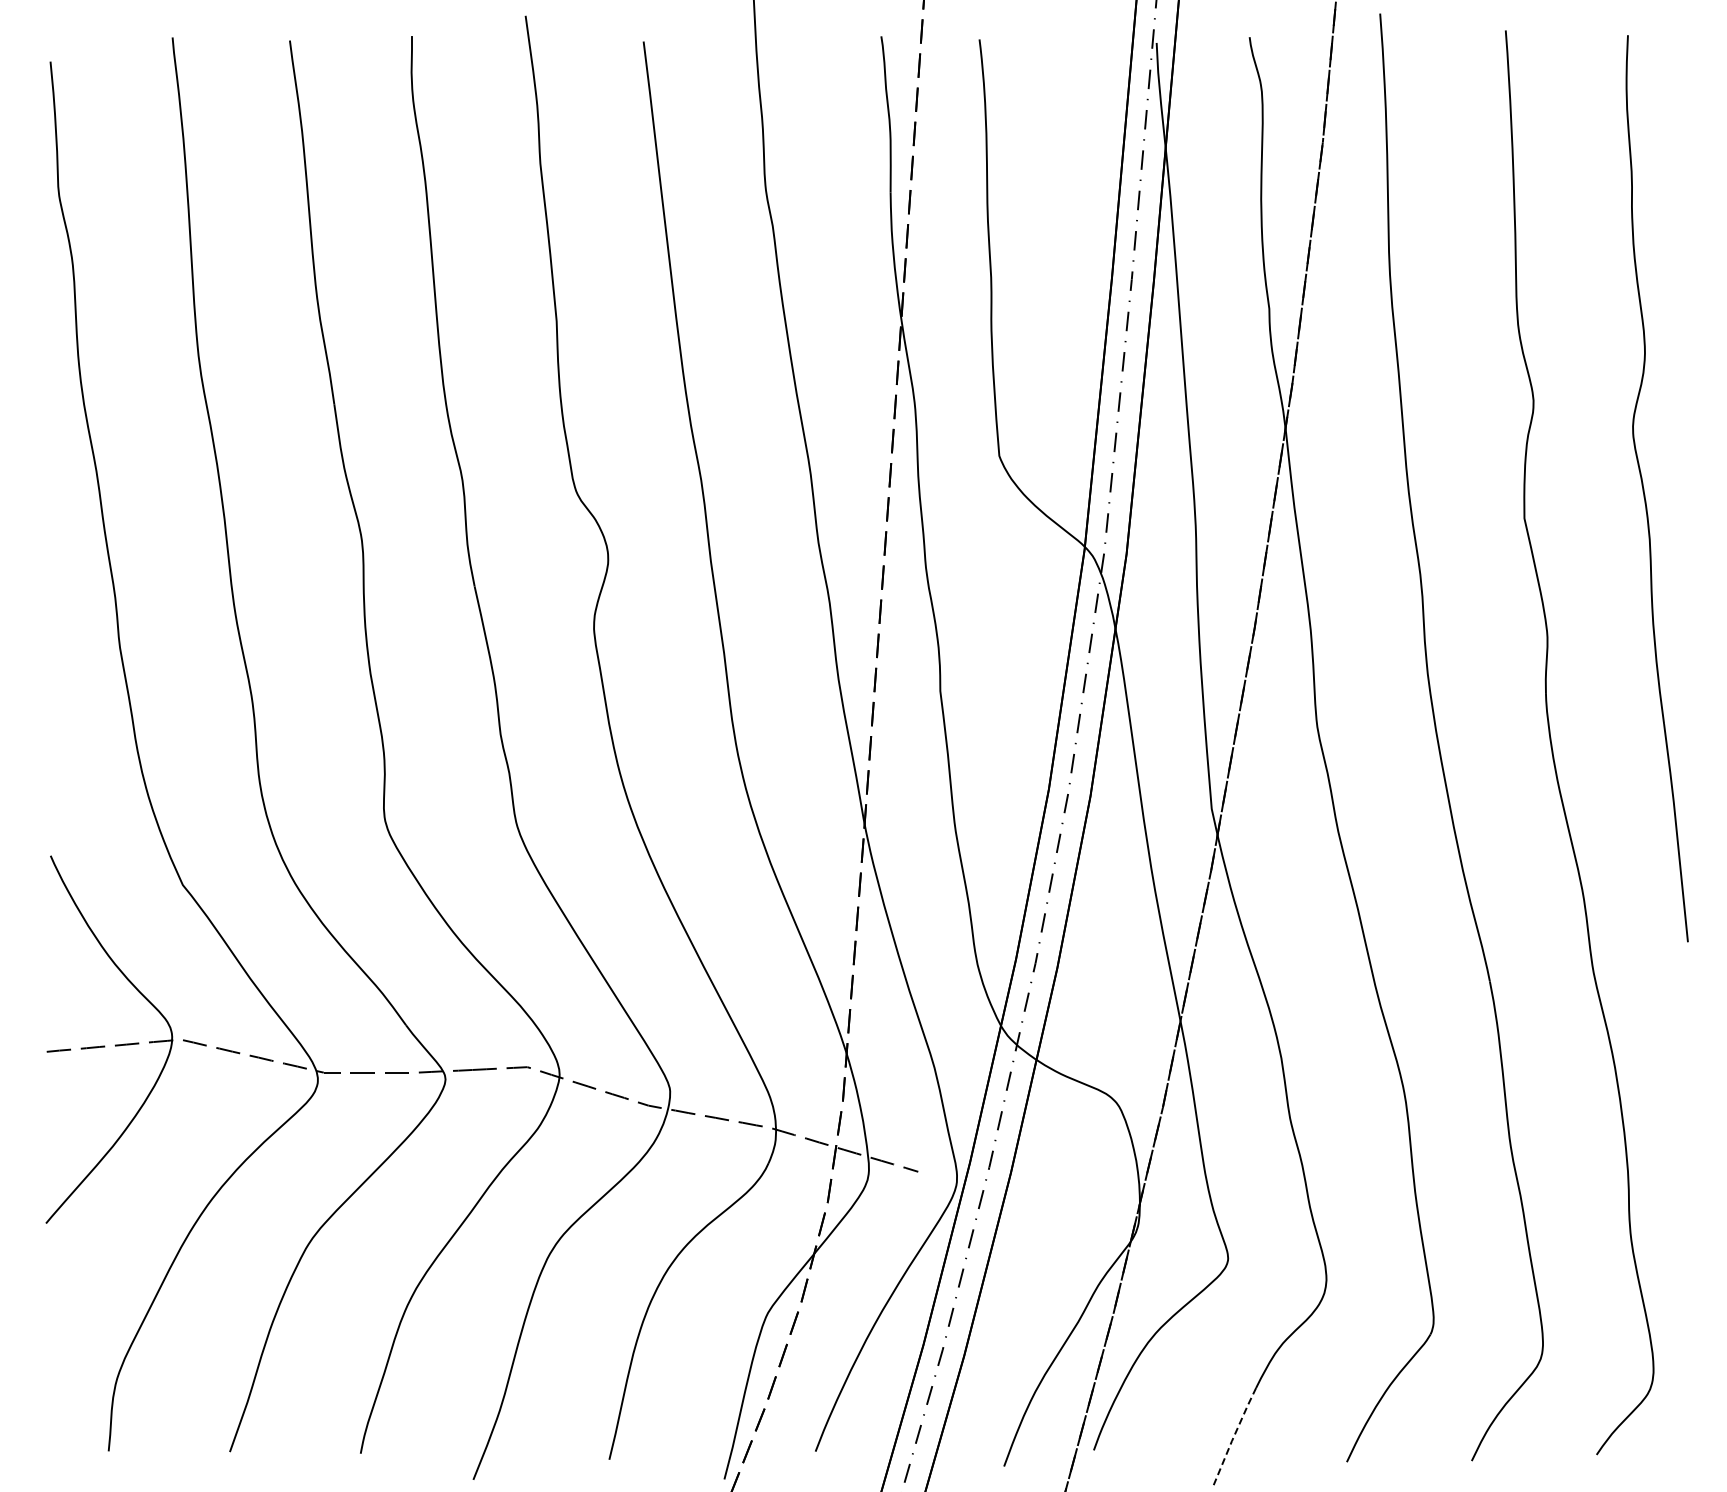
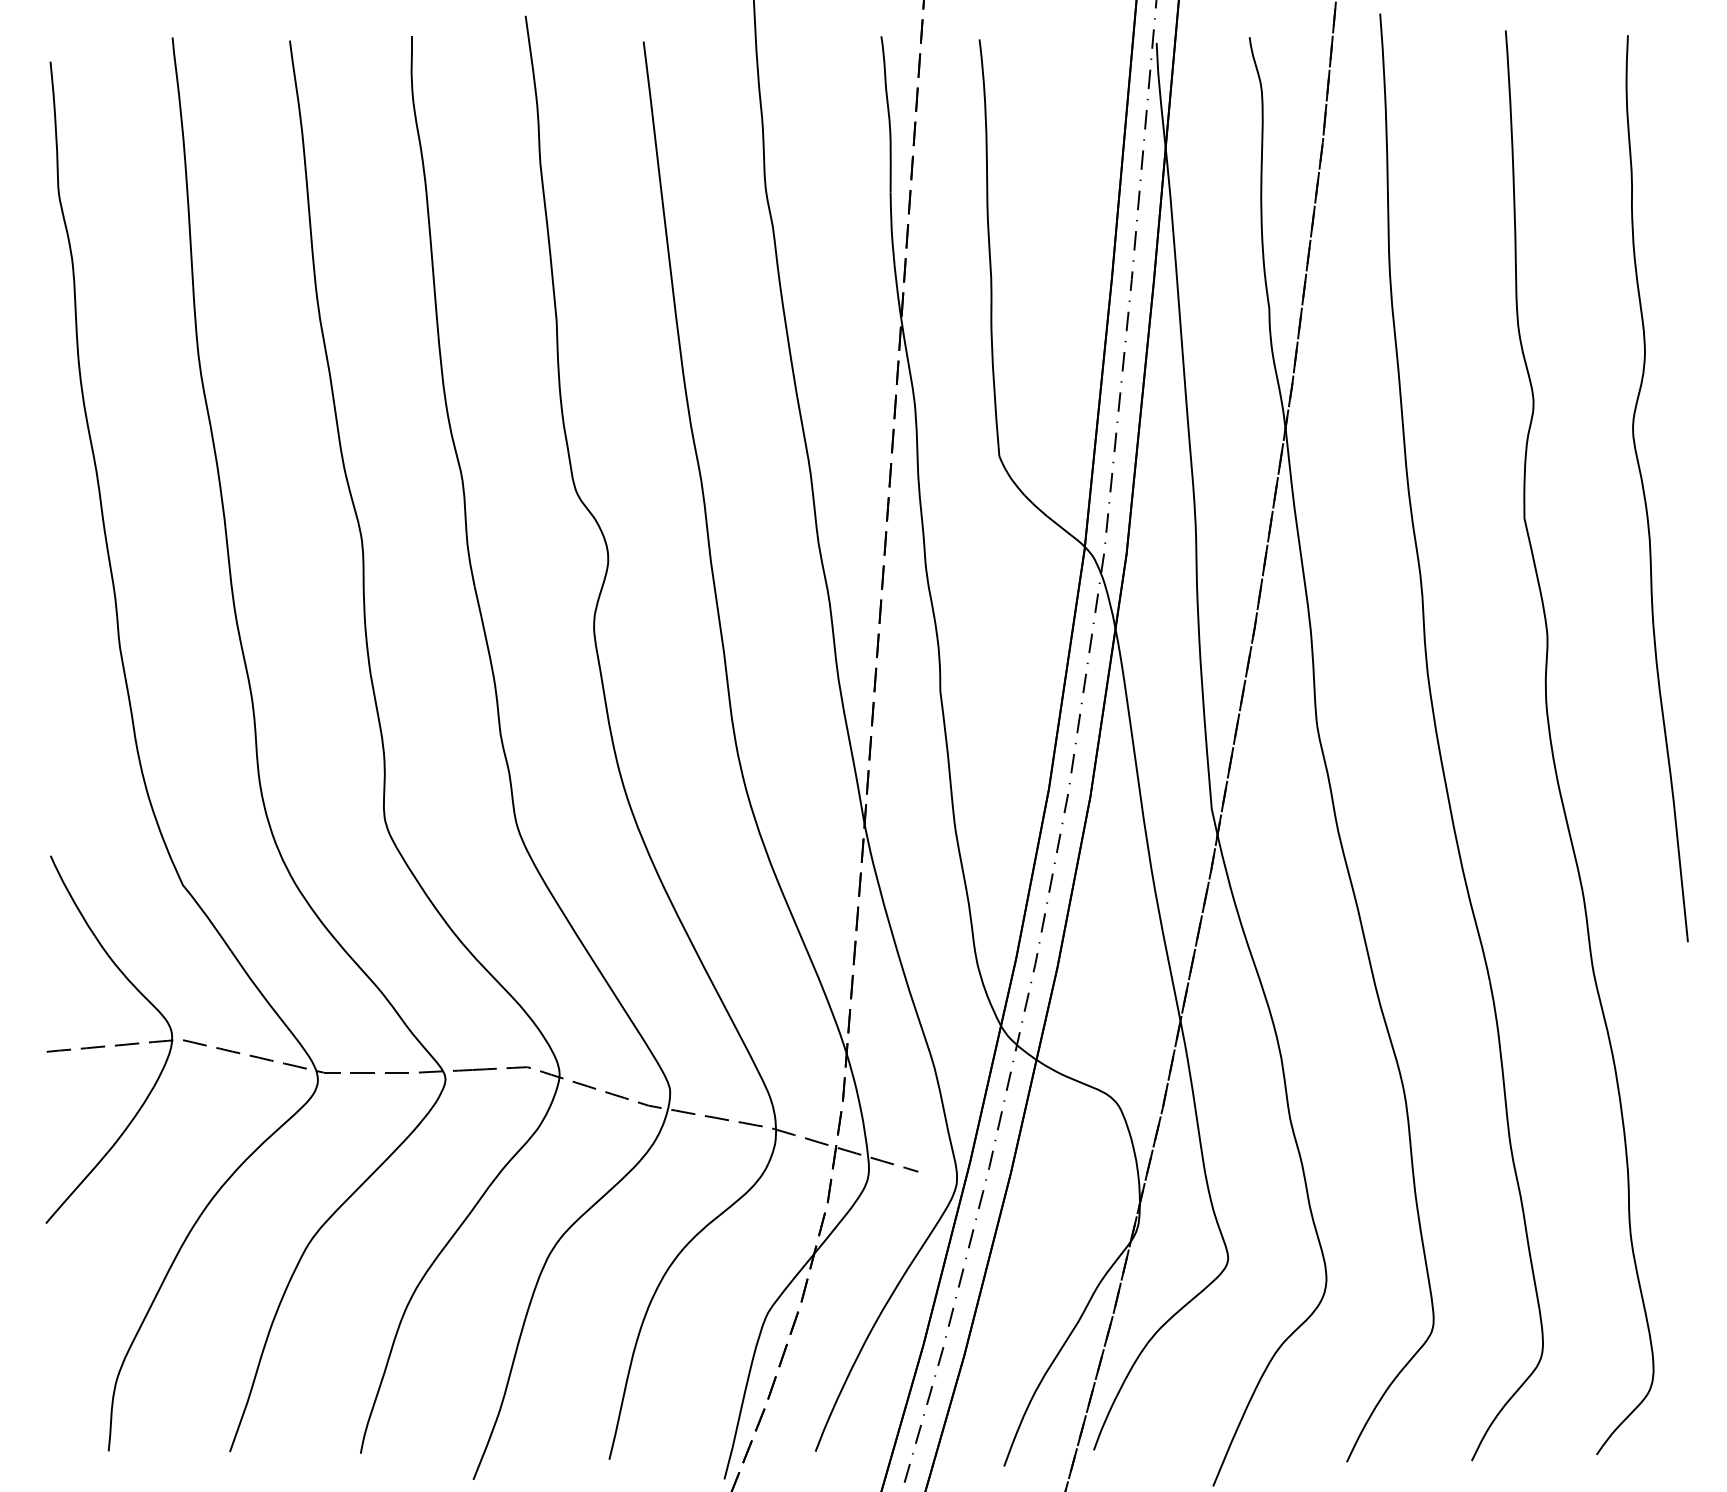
line: dashed -> solid (1233, 1437)
